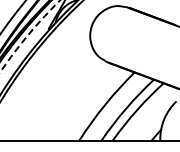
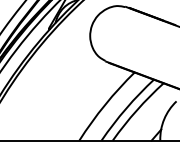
arc: dashed -> solid (28, 35)
